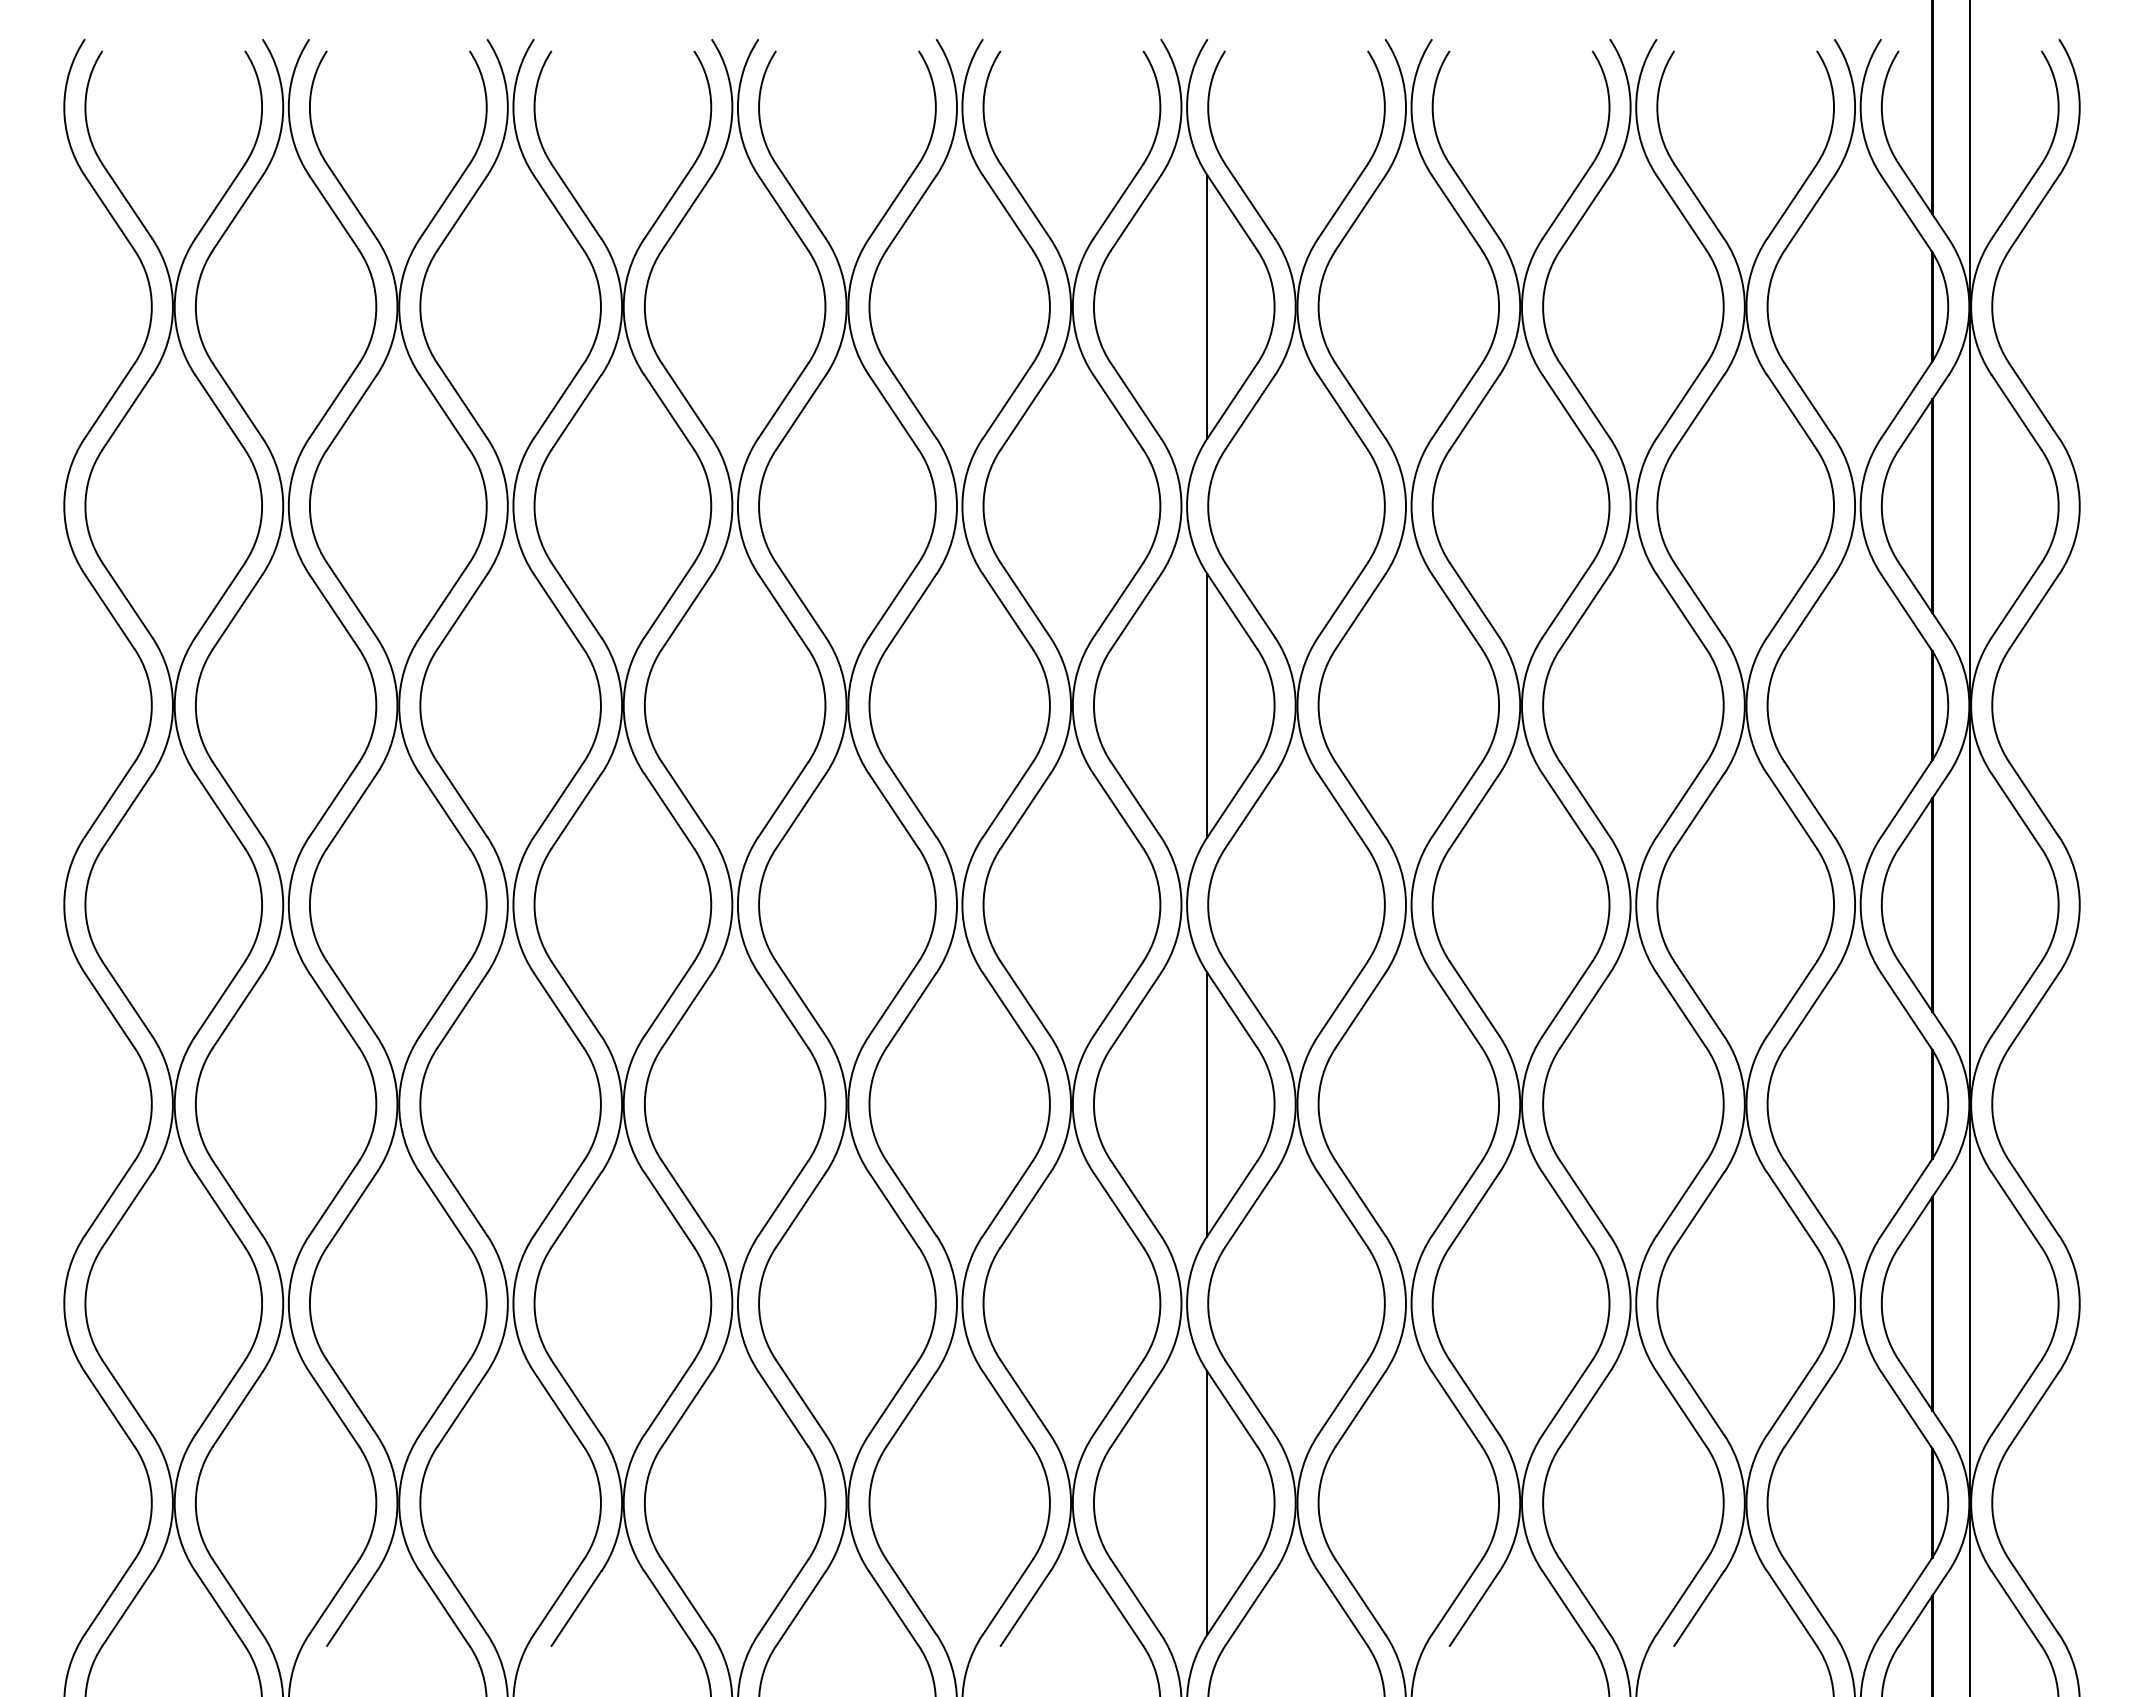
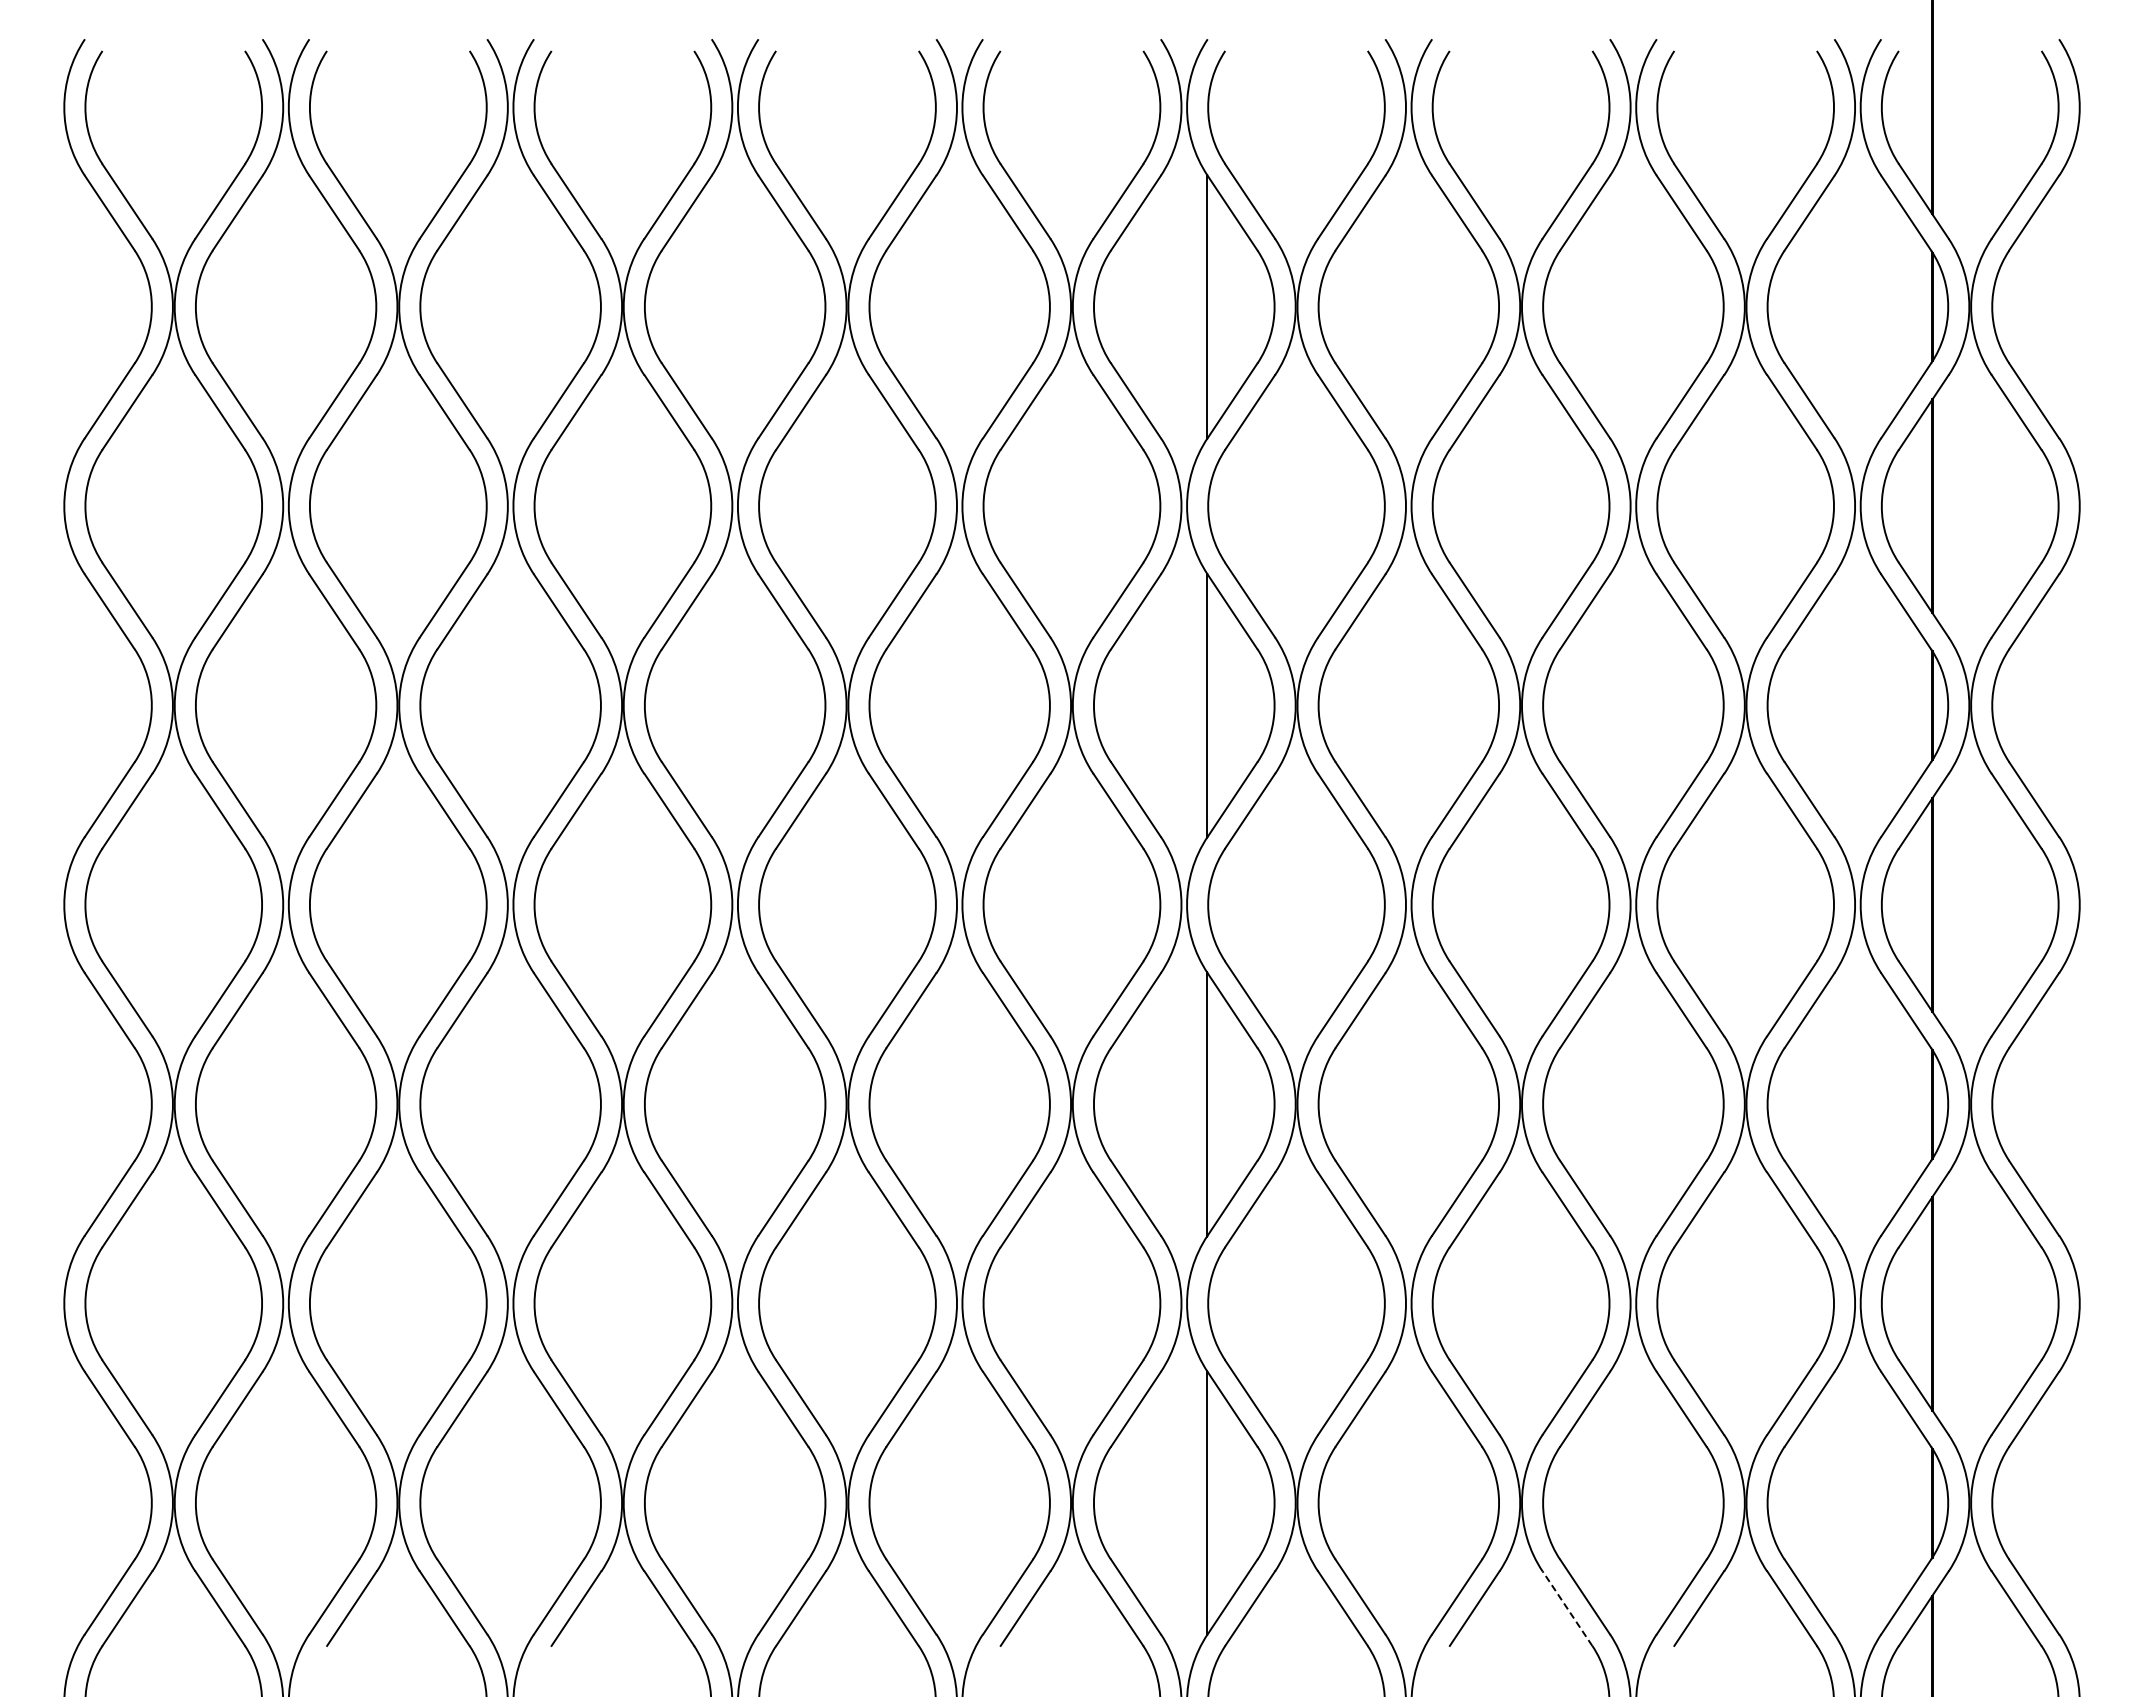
line: present -> none (1970, 847)
line: solid -> dashed (1567, 1608)
